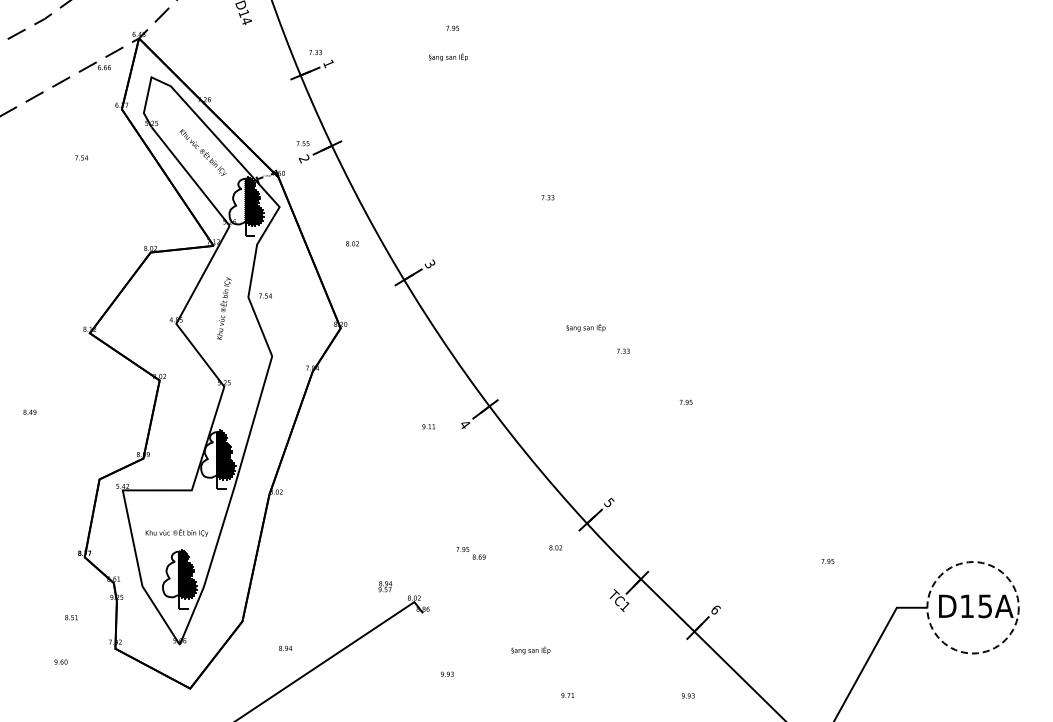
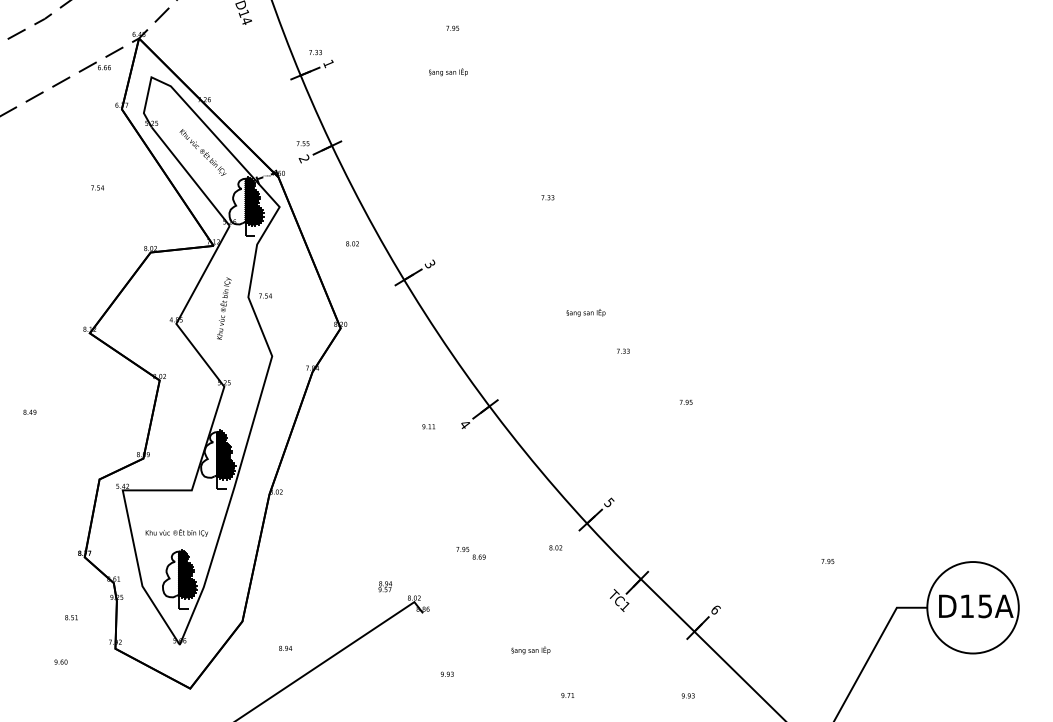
text position: (448, 57) -> (448, 72) (448, 72)
text position: (81, 157) -> (97, 187) (97, 187)
text position: (585, 327) -> (585, 312) (585, 312)
circle: dashed -> solid (972, 607)
